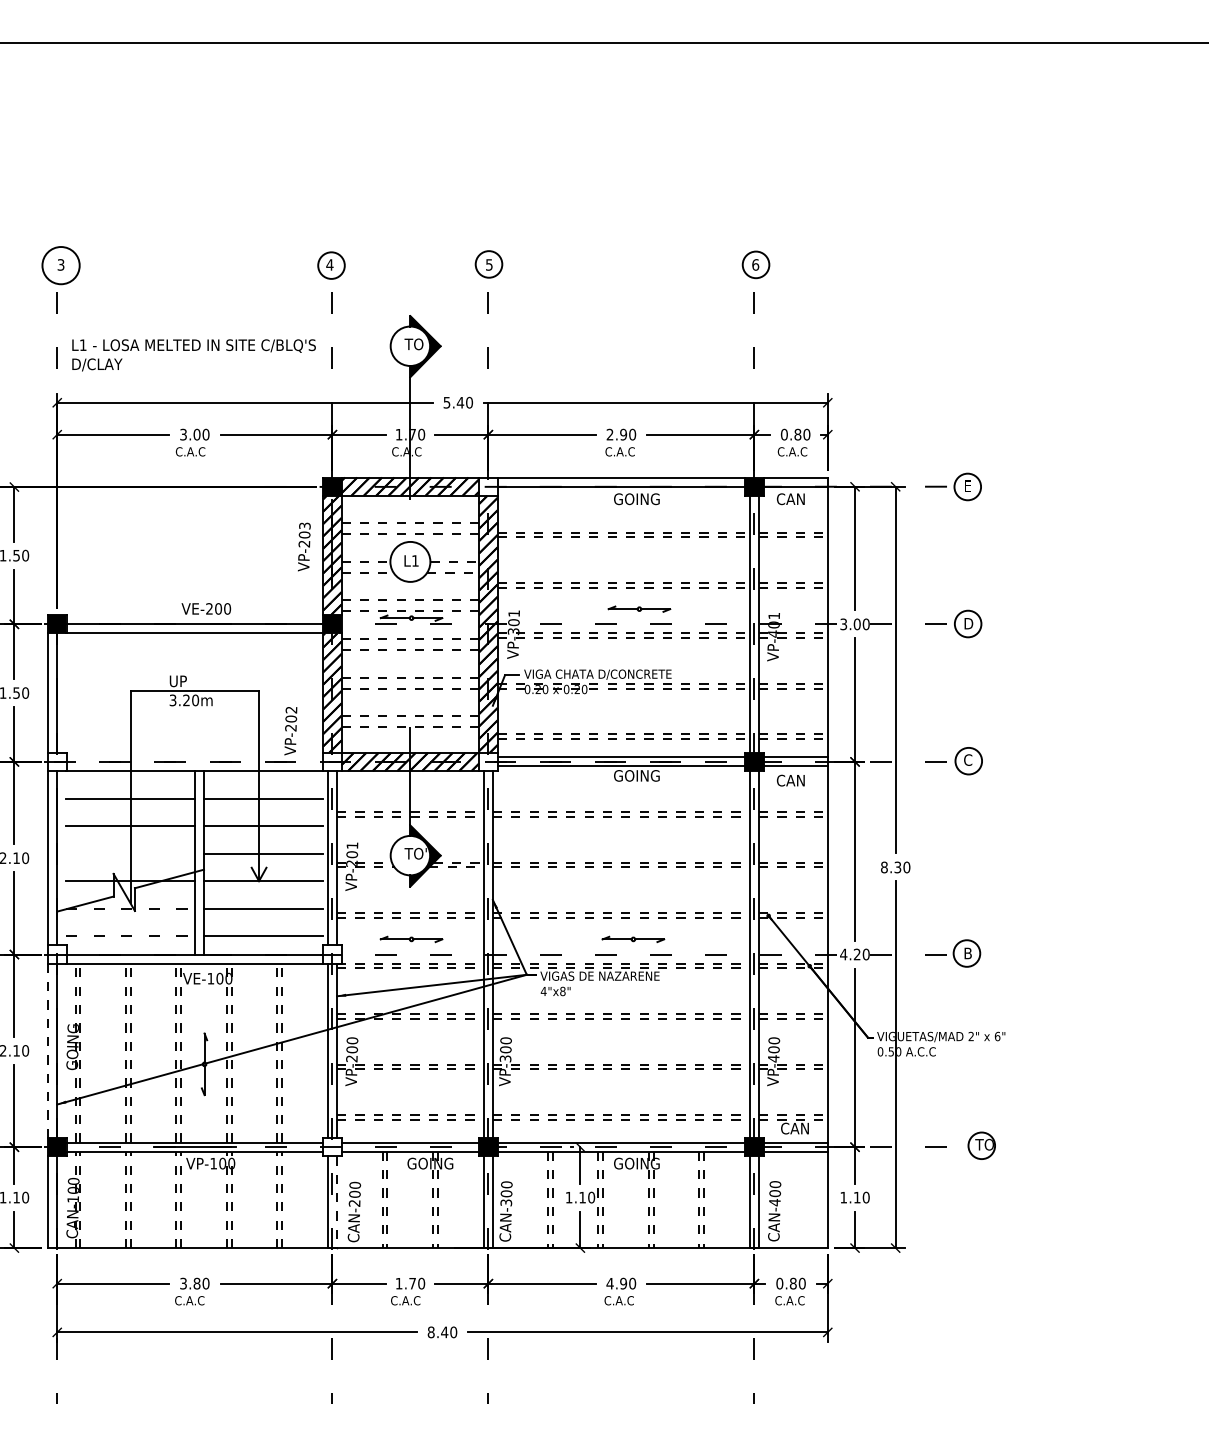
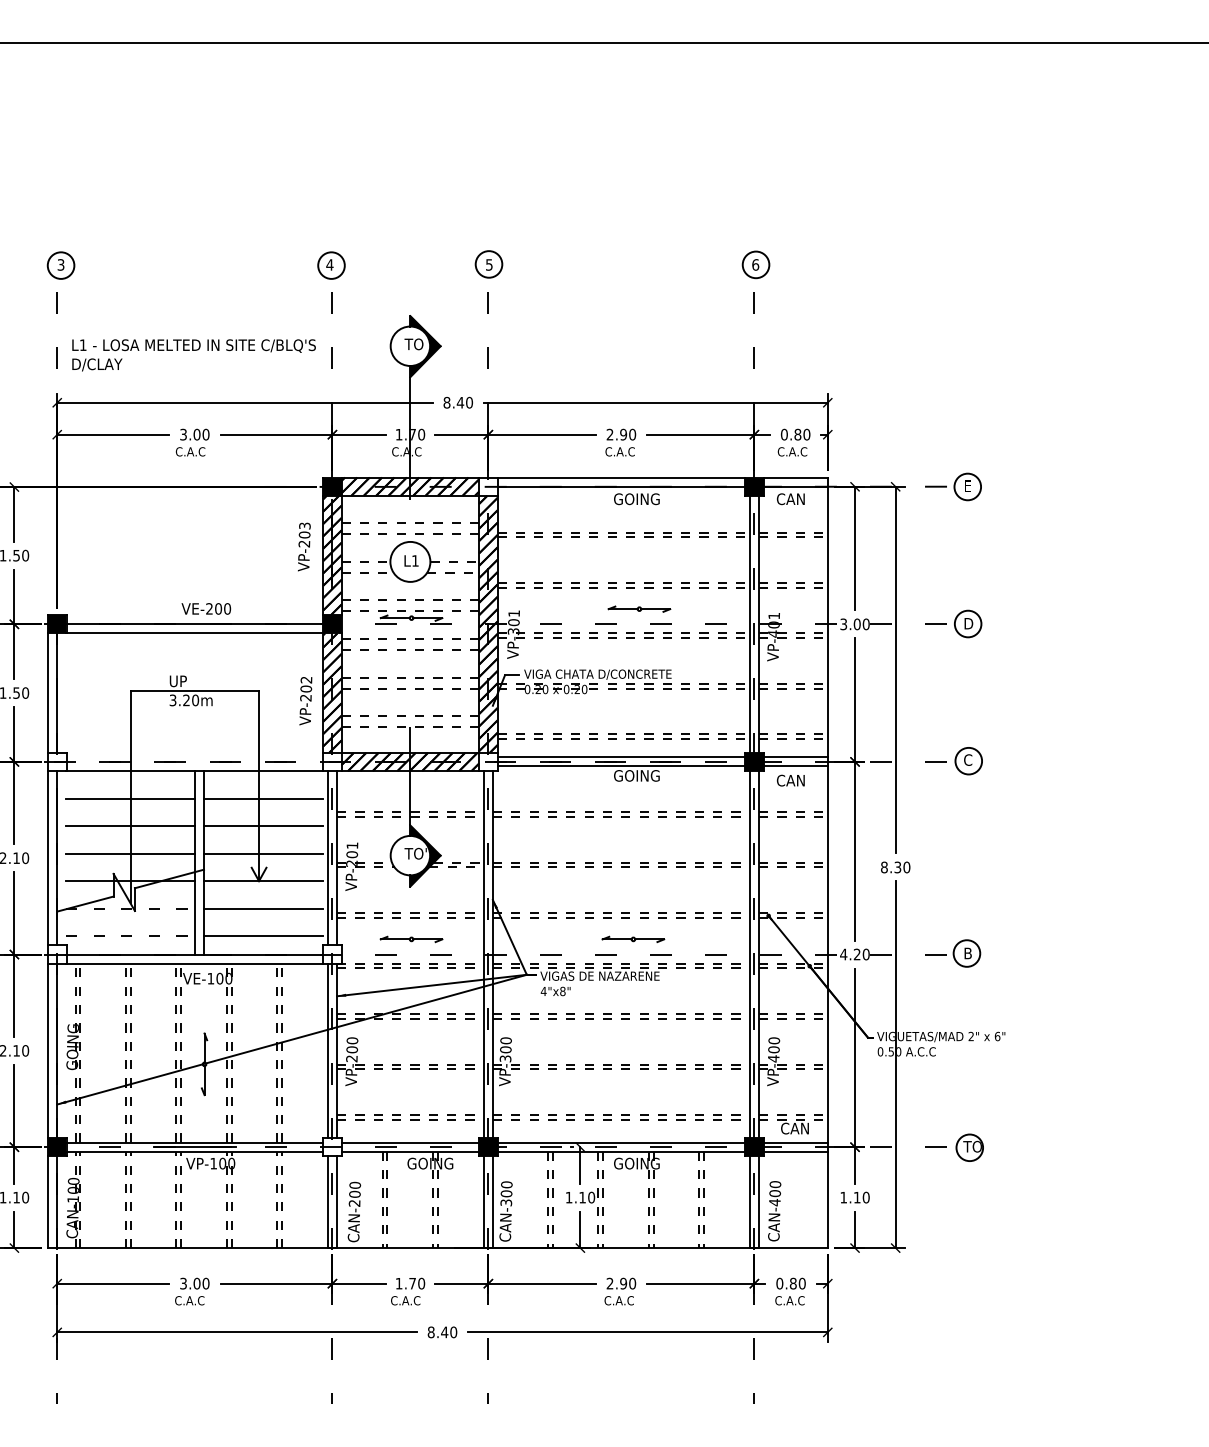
circle diameter: 37 px -> 27 px (60, 265)
text: 5.40 -> 8.40 (446, 402)
text position: (290, 731) -> (305, 701) (305, 701)
line: none -> present (130, 853)
line: dashed -> solid (48, 1050)
part position: (981, 1145) -> (969, 1147) (969, 1147)
line: dashed -> solid (337, 1202)
text: 3.80 -> 3.00 (196, 1283)
text: 4.90 -> 2.90 (609, 1283)
